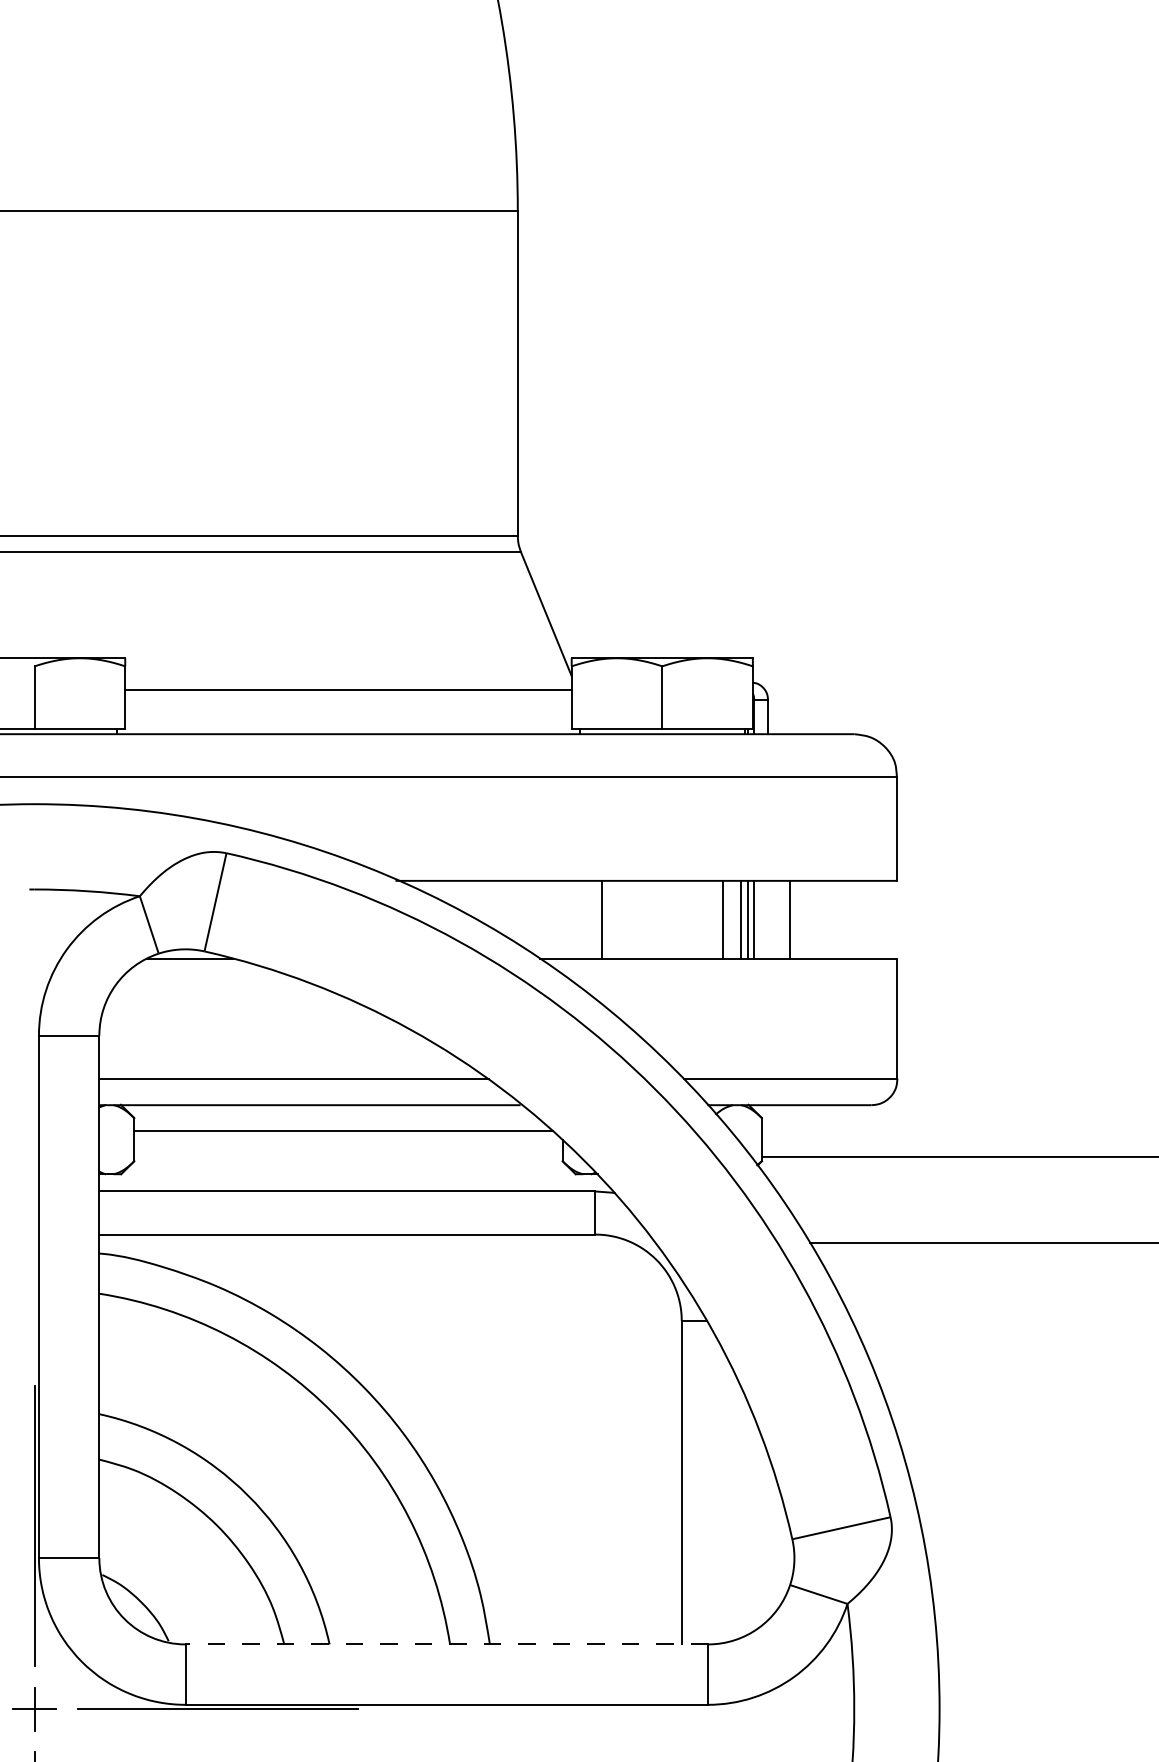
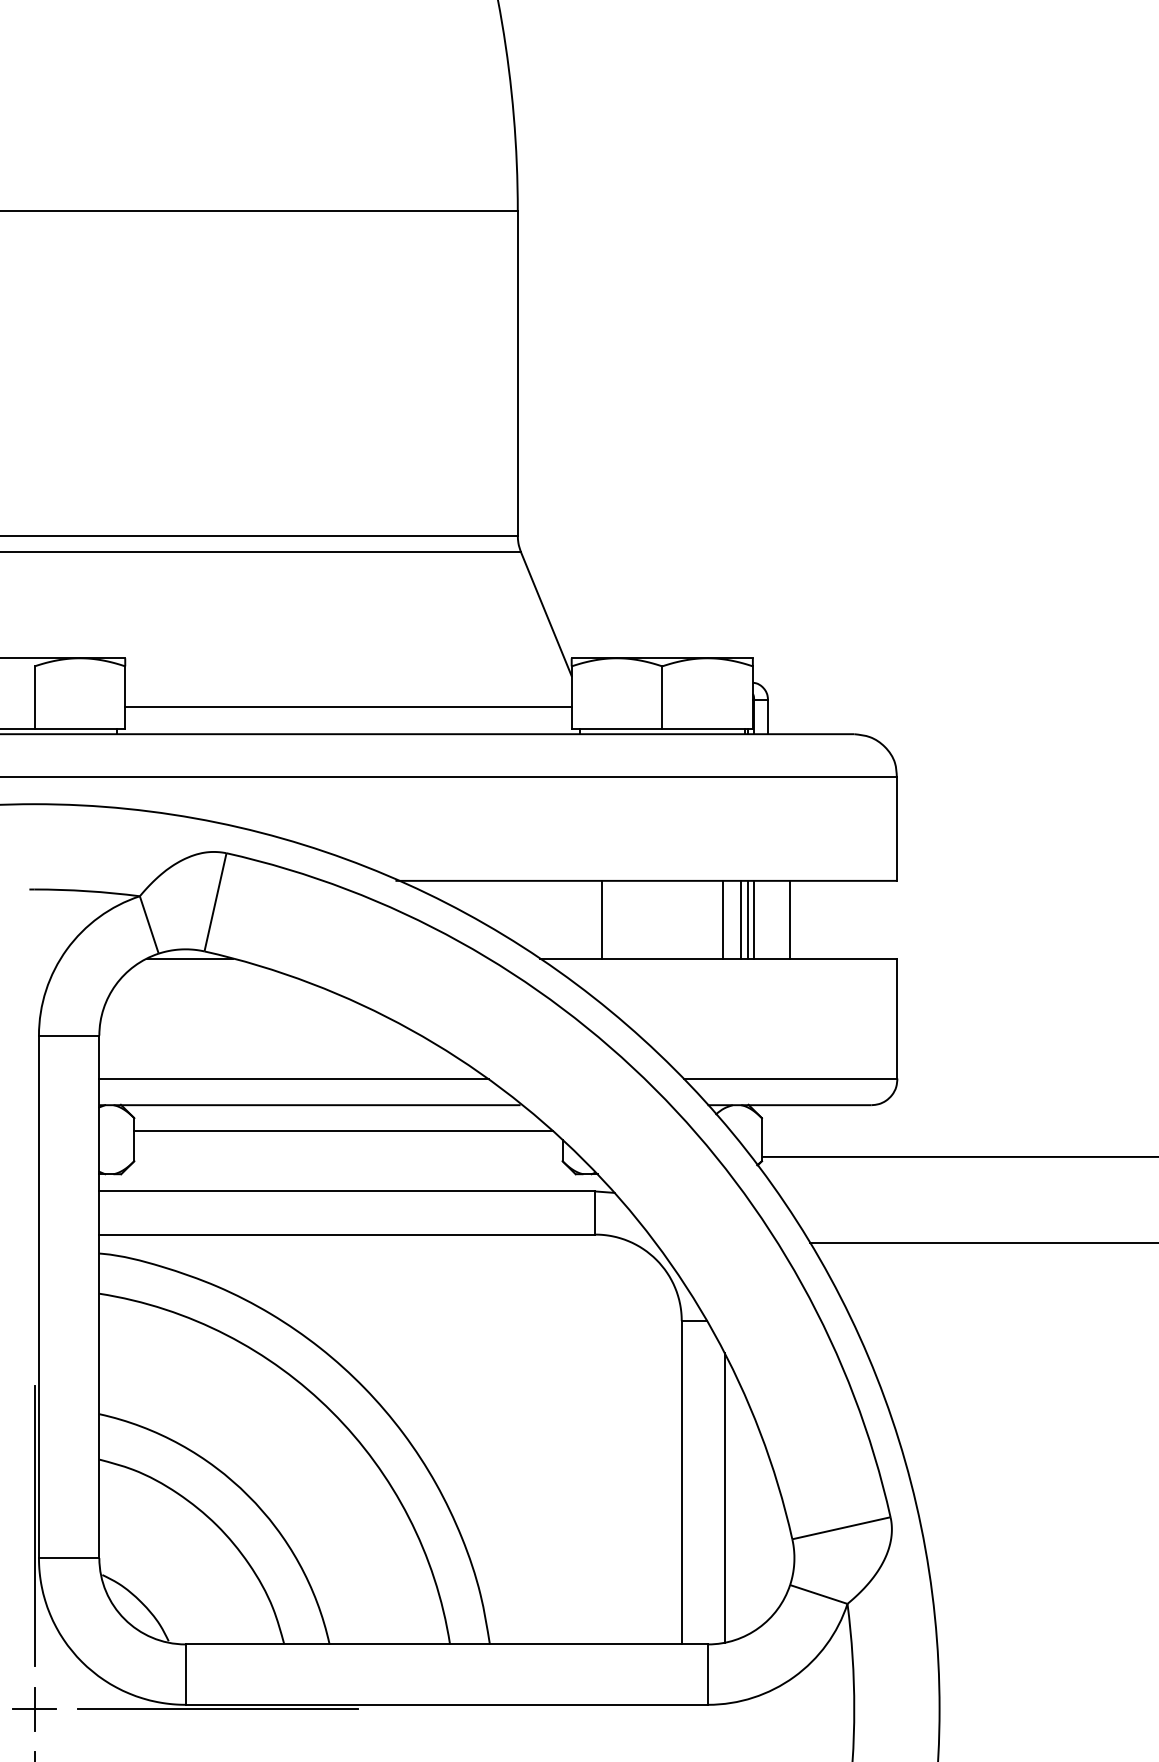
line position: (348, 690) -> (348, 707) (348, 707)
line: none -> present (724, 1497)
line: dashed -> solid (446, 1644)
